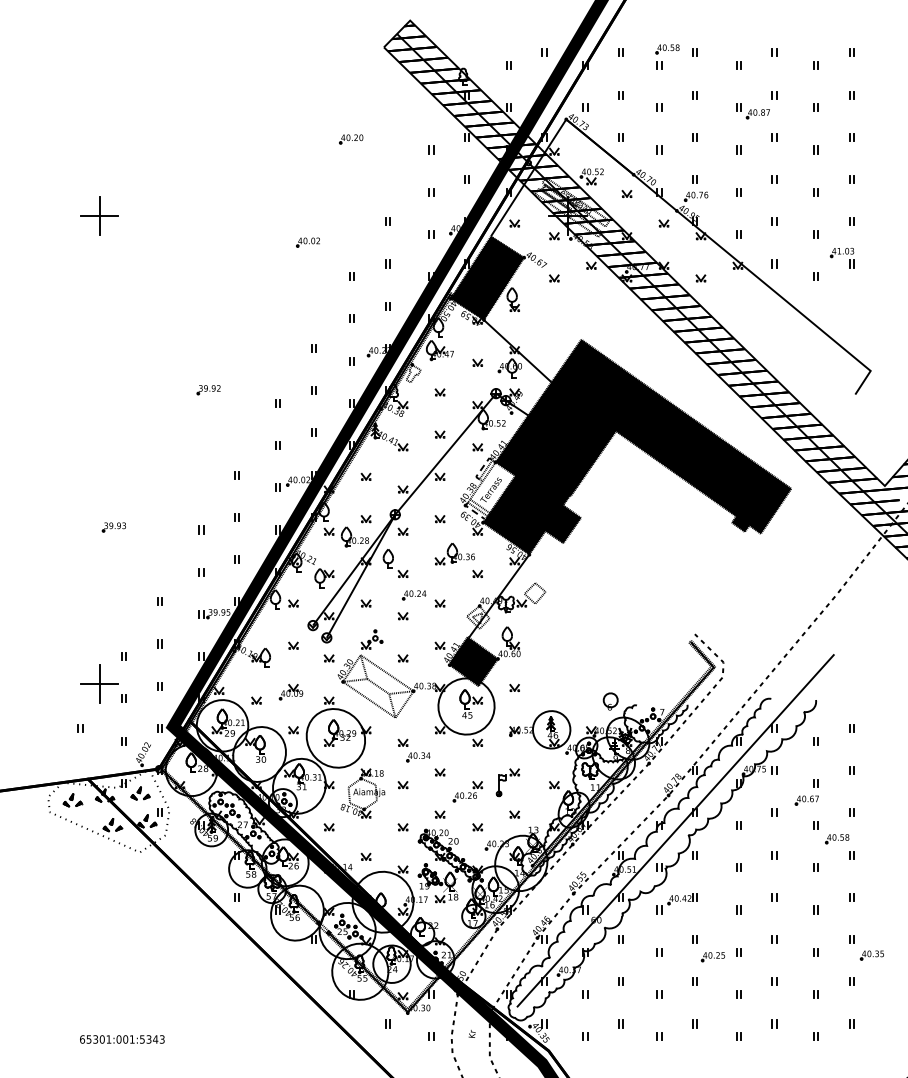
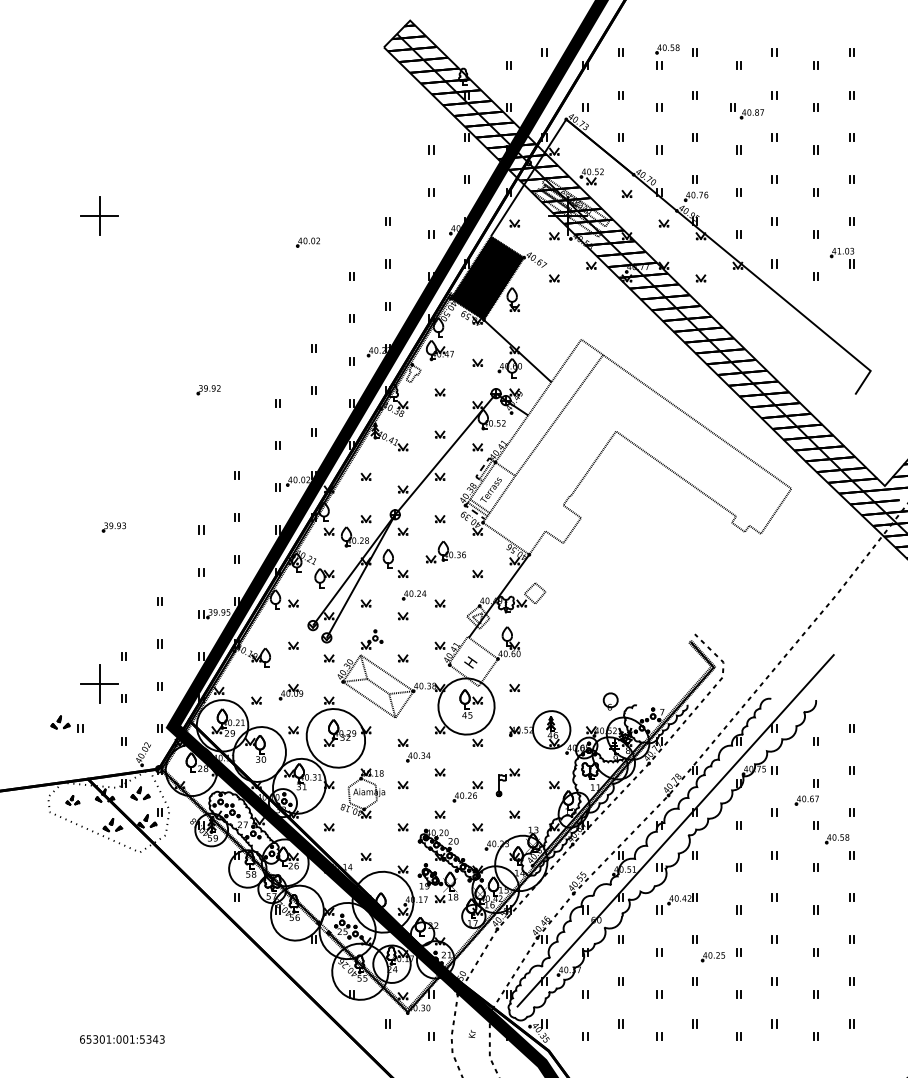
part position: (752, 111) -> (746, 111) (746, 111)
part: present -> none (351, 139)
fill: present -> none (637, 446)
part position: (454, 554) -> (445, 552) (445, 552)
fill: present -> none (473, 661)
part: none -> present (60, 722)
part size: 22x15 px -> 16x11 px (72, 800)
part: present -> none (871, 955)
